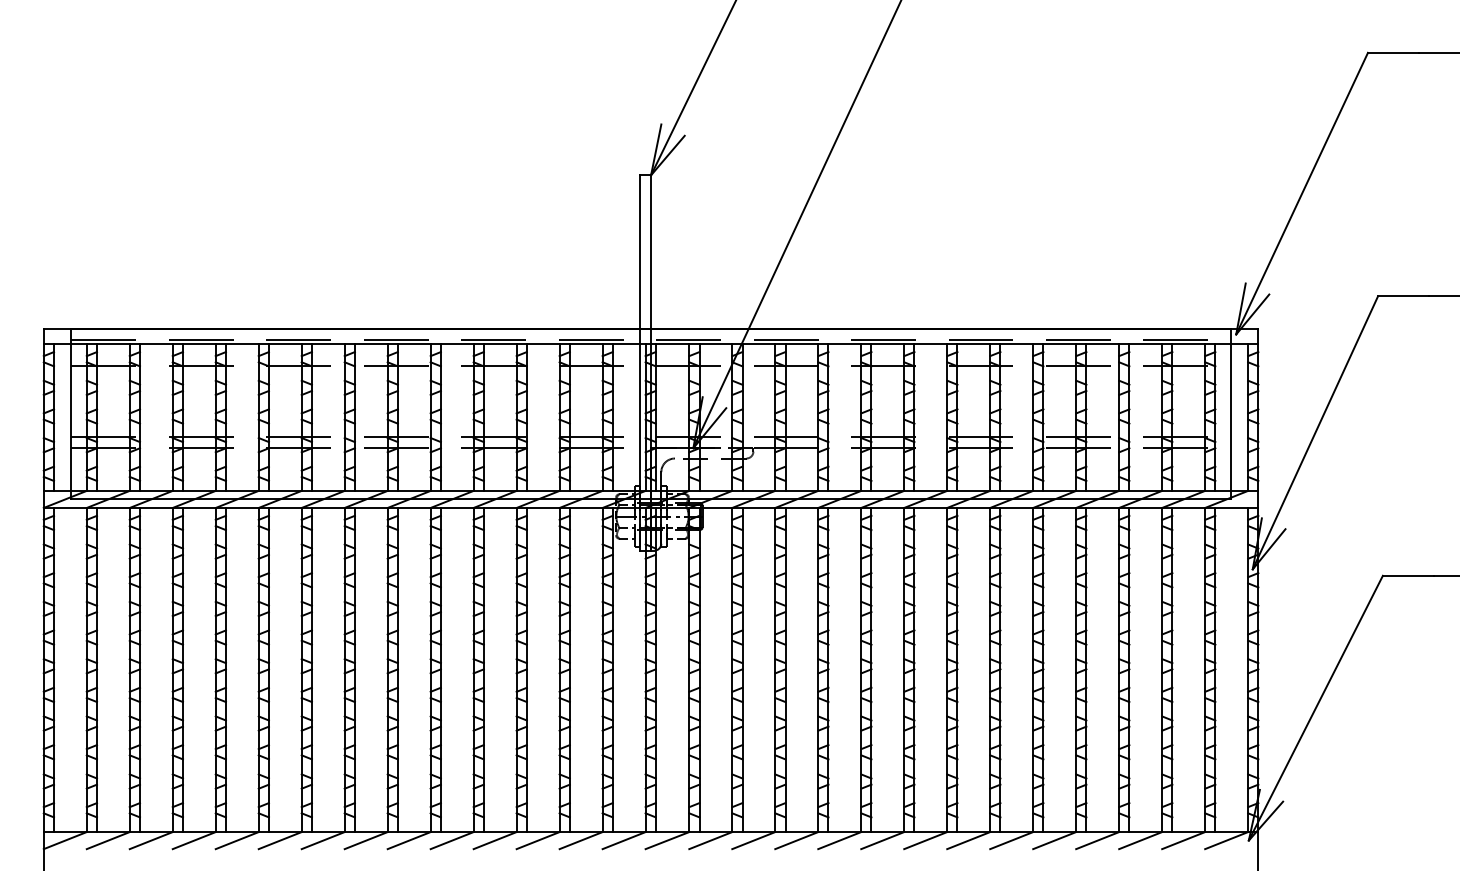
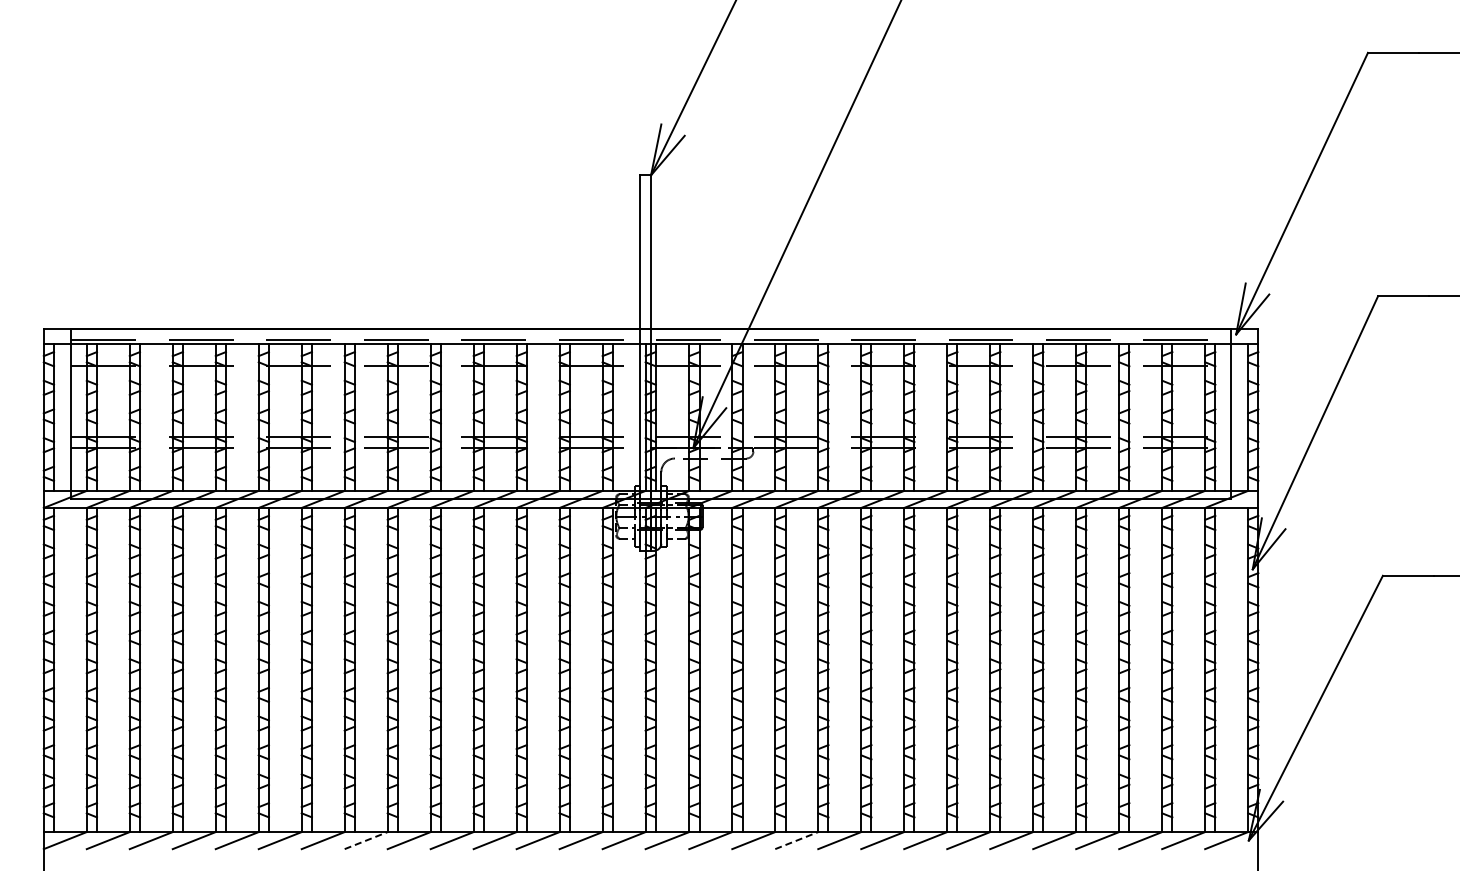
line: solid -> dashed (366, 840)
line: solid -> dashed (797, 840)
